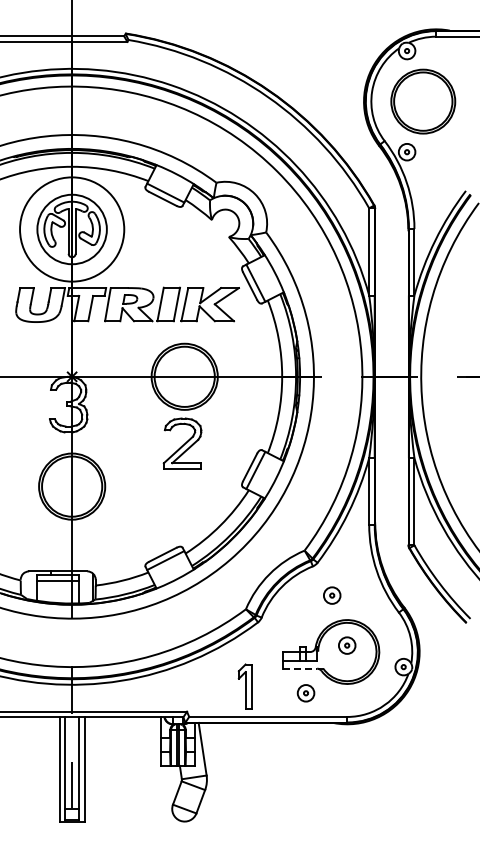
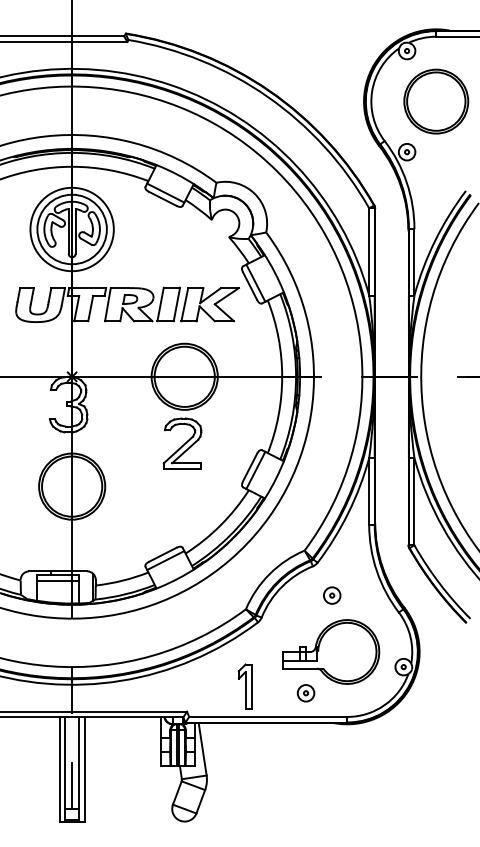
part position: (423, 101) -> (436, 101) (436, 101)
circle diameter: 104 px -> 83 px (71, 229)
part: present -> none (347, 645)
line: dashed -> solid (300, 668)
